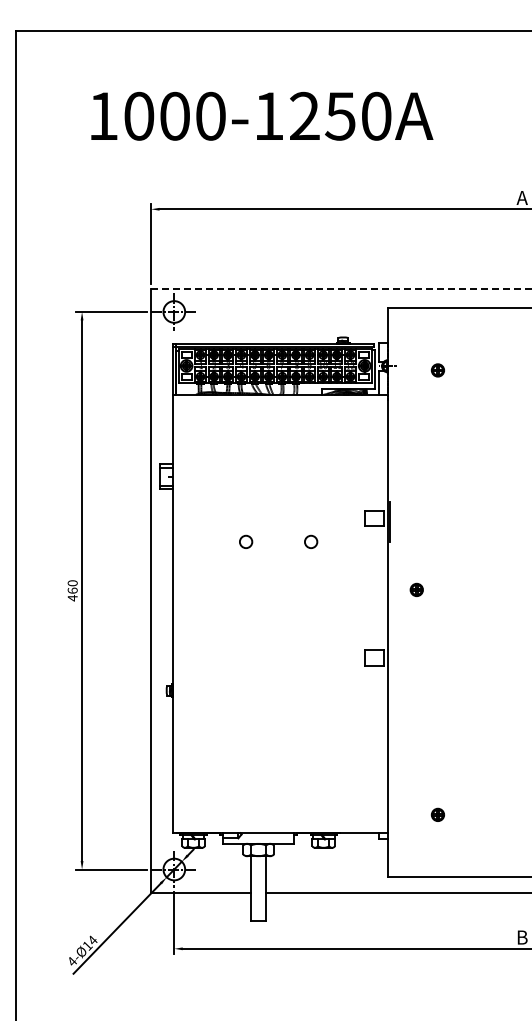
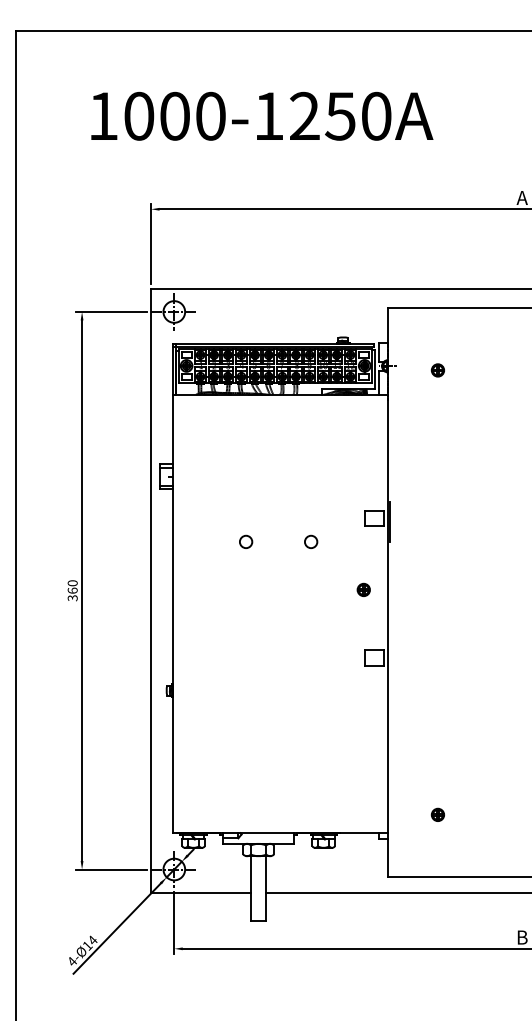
line: dashed -> solid (341, 288)
part position: (416, 589) -> (363, 589) (363, 589)
text: 460 -> 360 (72, 597)
